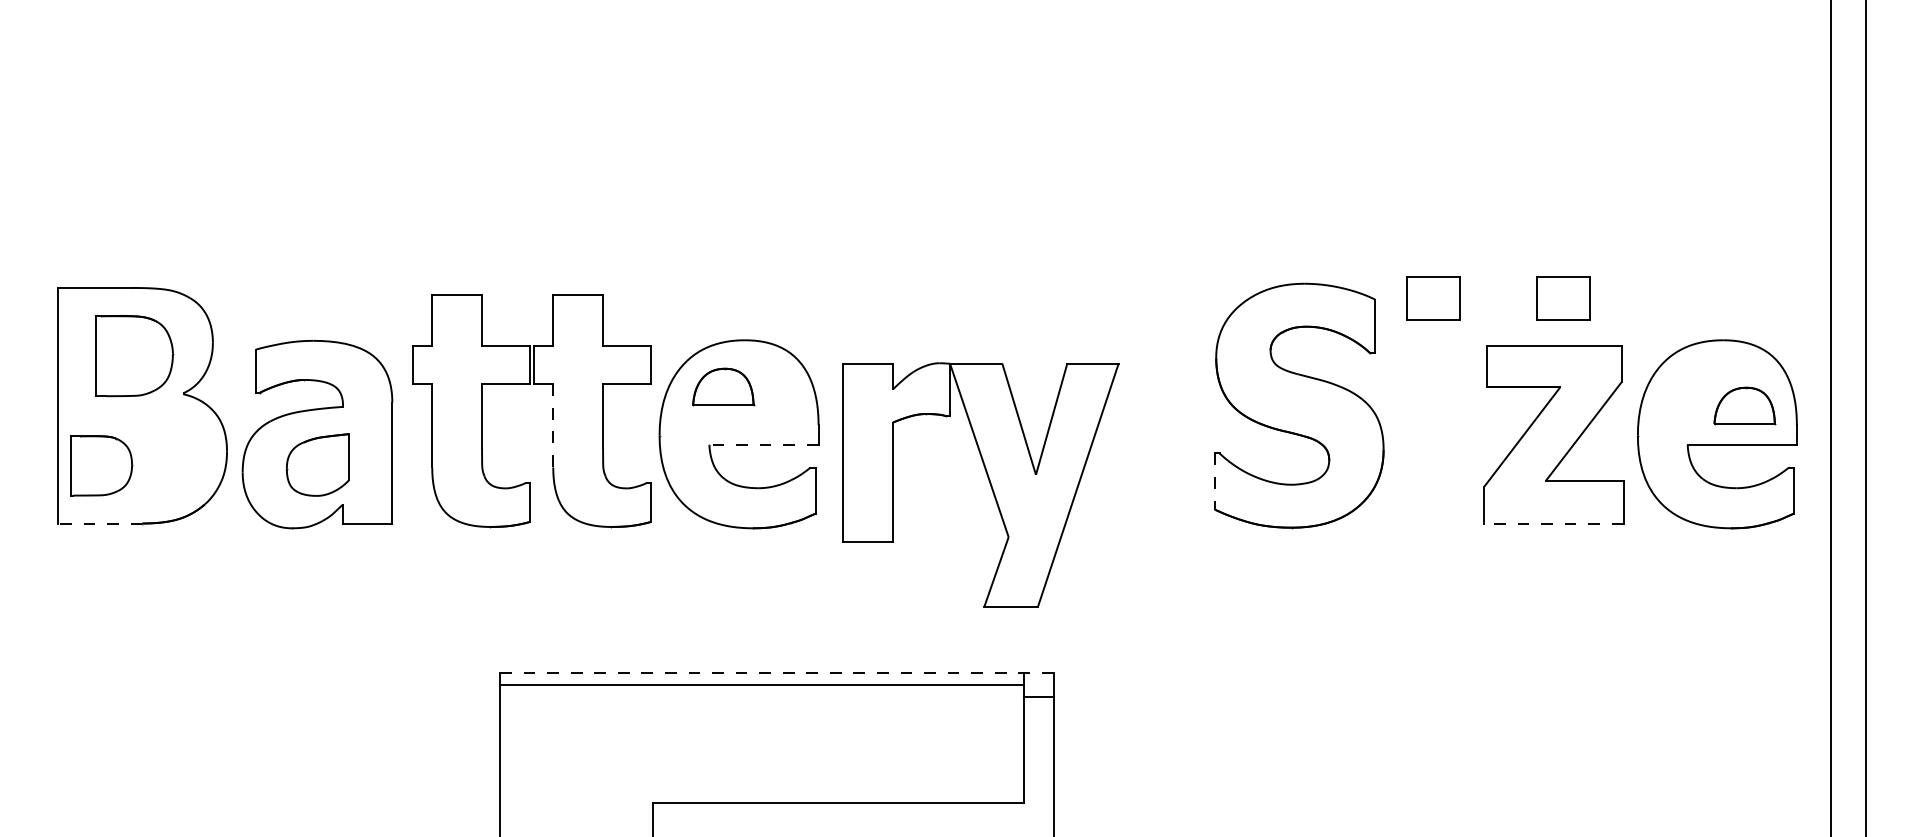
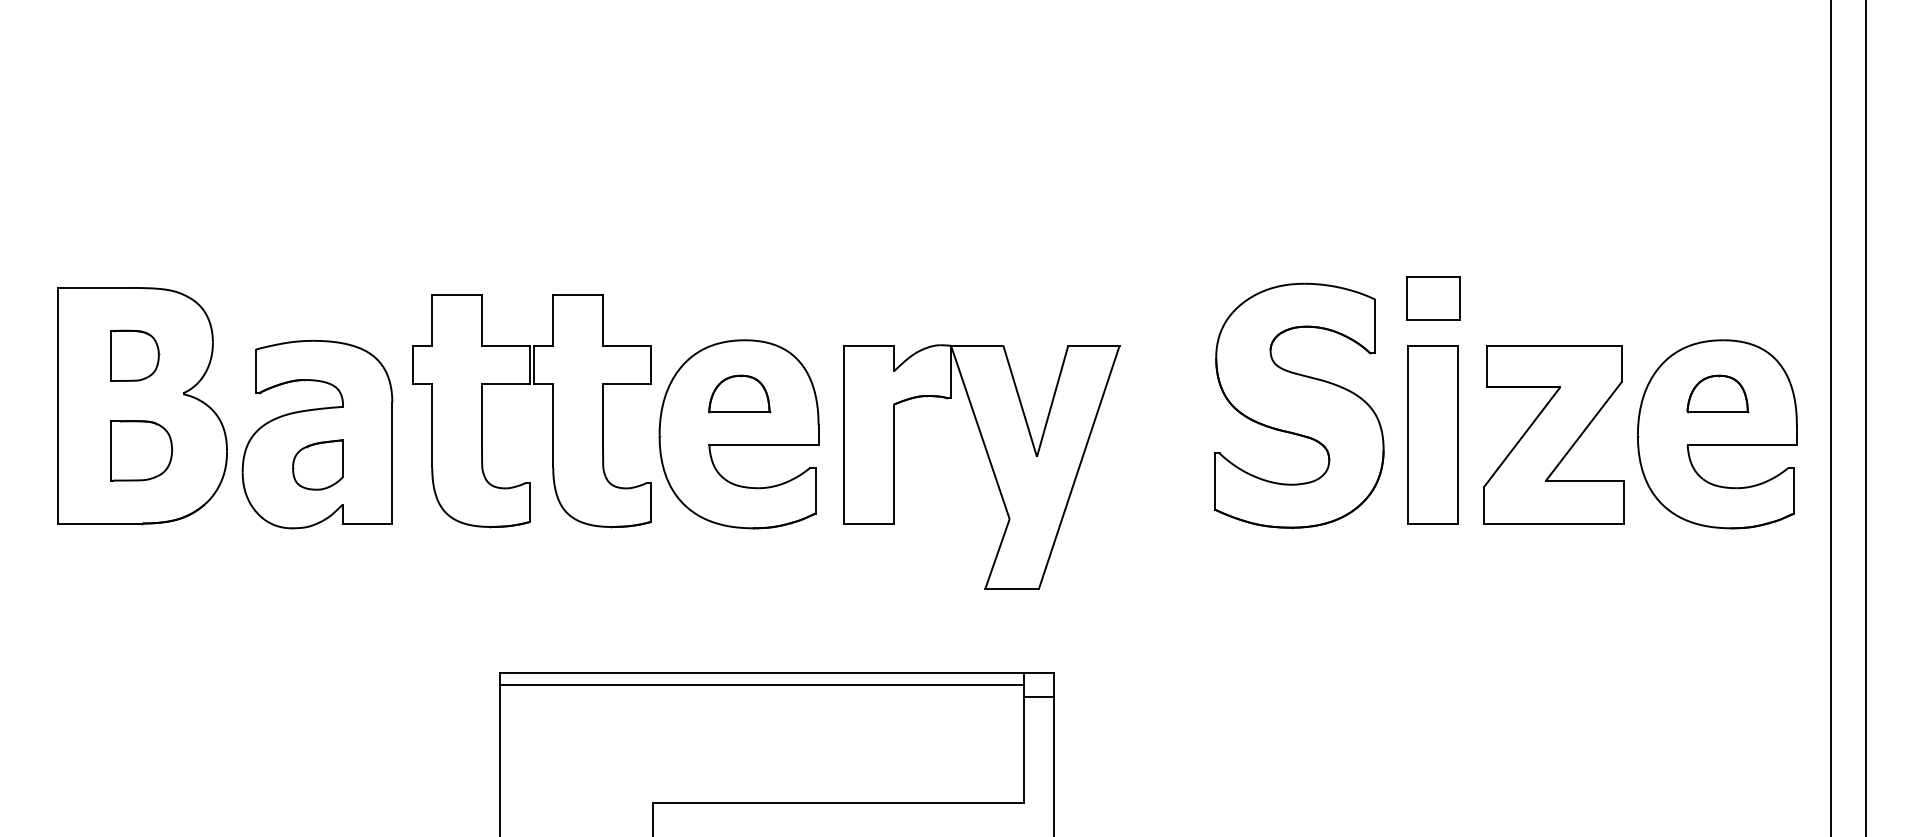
part: present -> none (1563, 298)
part size: 80x83 px -> 51x53 px (135, 355)
part position: (723, 386) -> (739, 393) (739, 393)
part position: (1744, 405) -> (1717, 393) (1717, 393)
line: dashed -> solid (553, 425)
part: none -> present (1432, 434)
line: dashed -> solid (764, 445)
part size: 64x64 px -> 52x52 px (317, 464)
part position: (101, 465) -> (141, 450) (141, 450)
part position: (988, 481) -> (989, 463) (989, 463)
line: dashed -> solid (1214, 482)
line: dashed -> solid (99, 523)
line: dashed -> solid (1553, 523)
line: dashed -> solid (776, 672)
